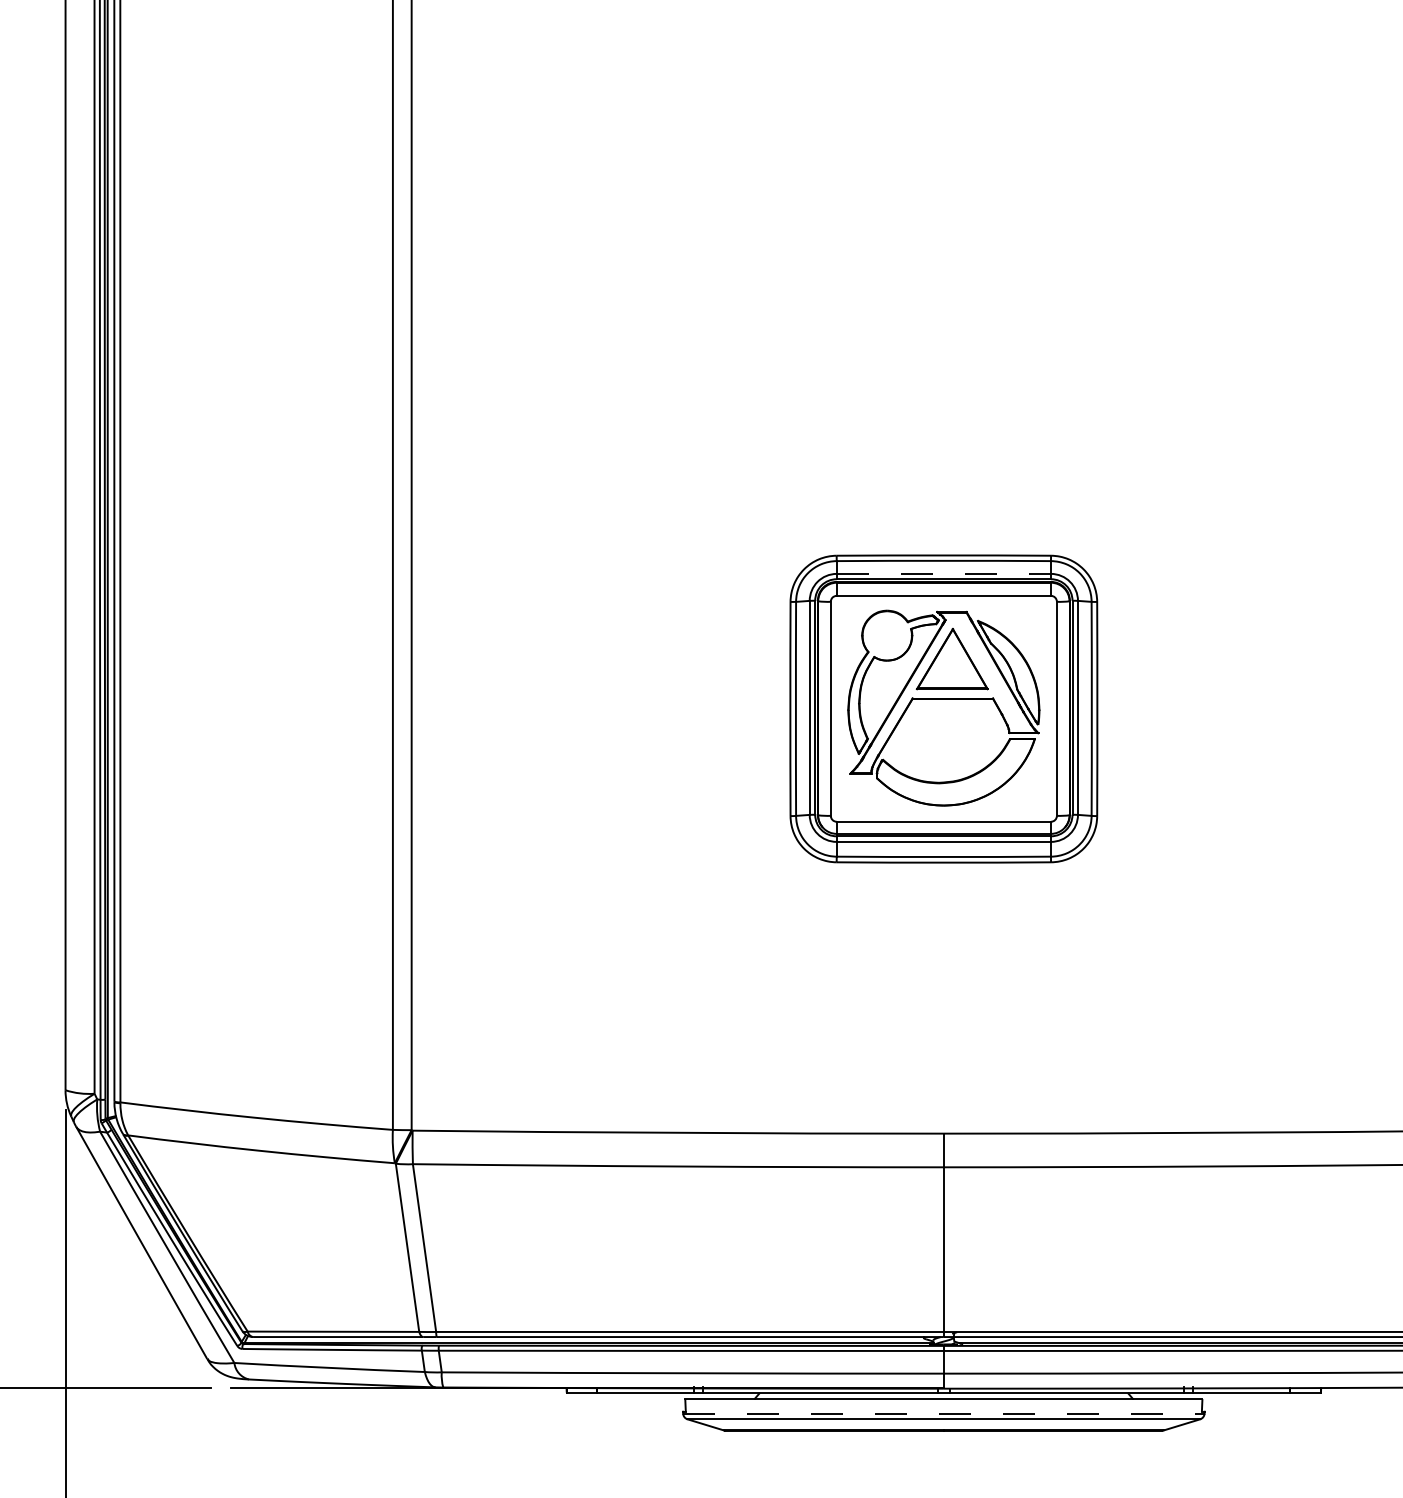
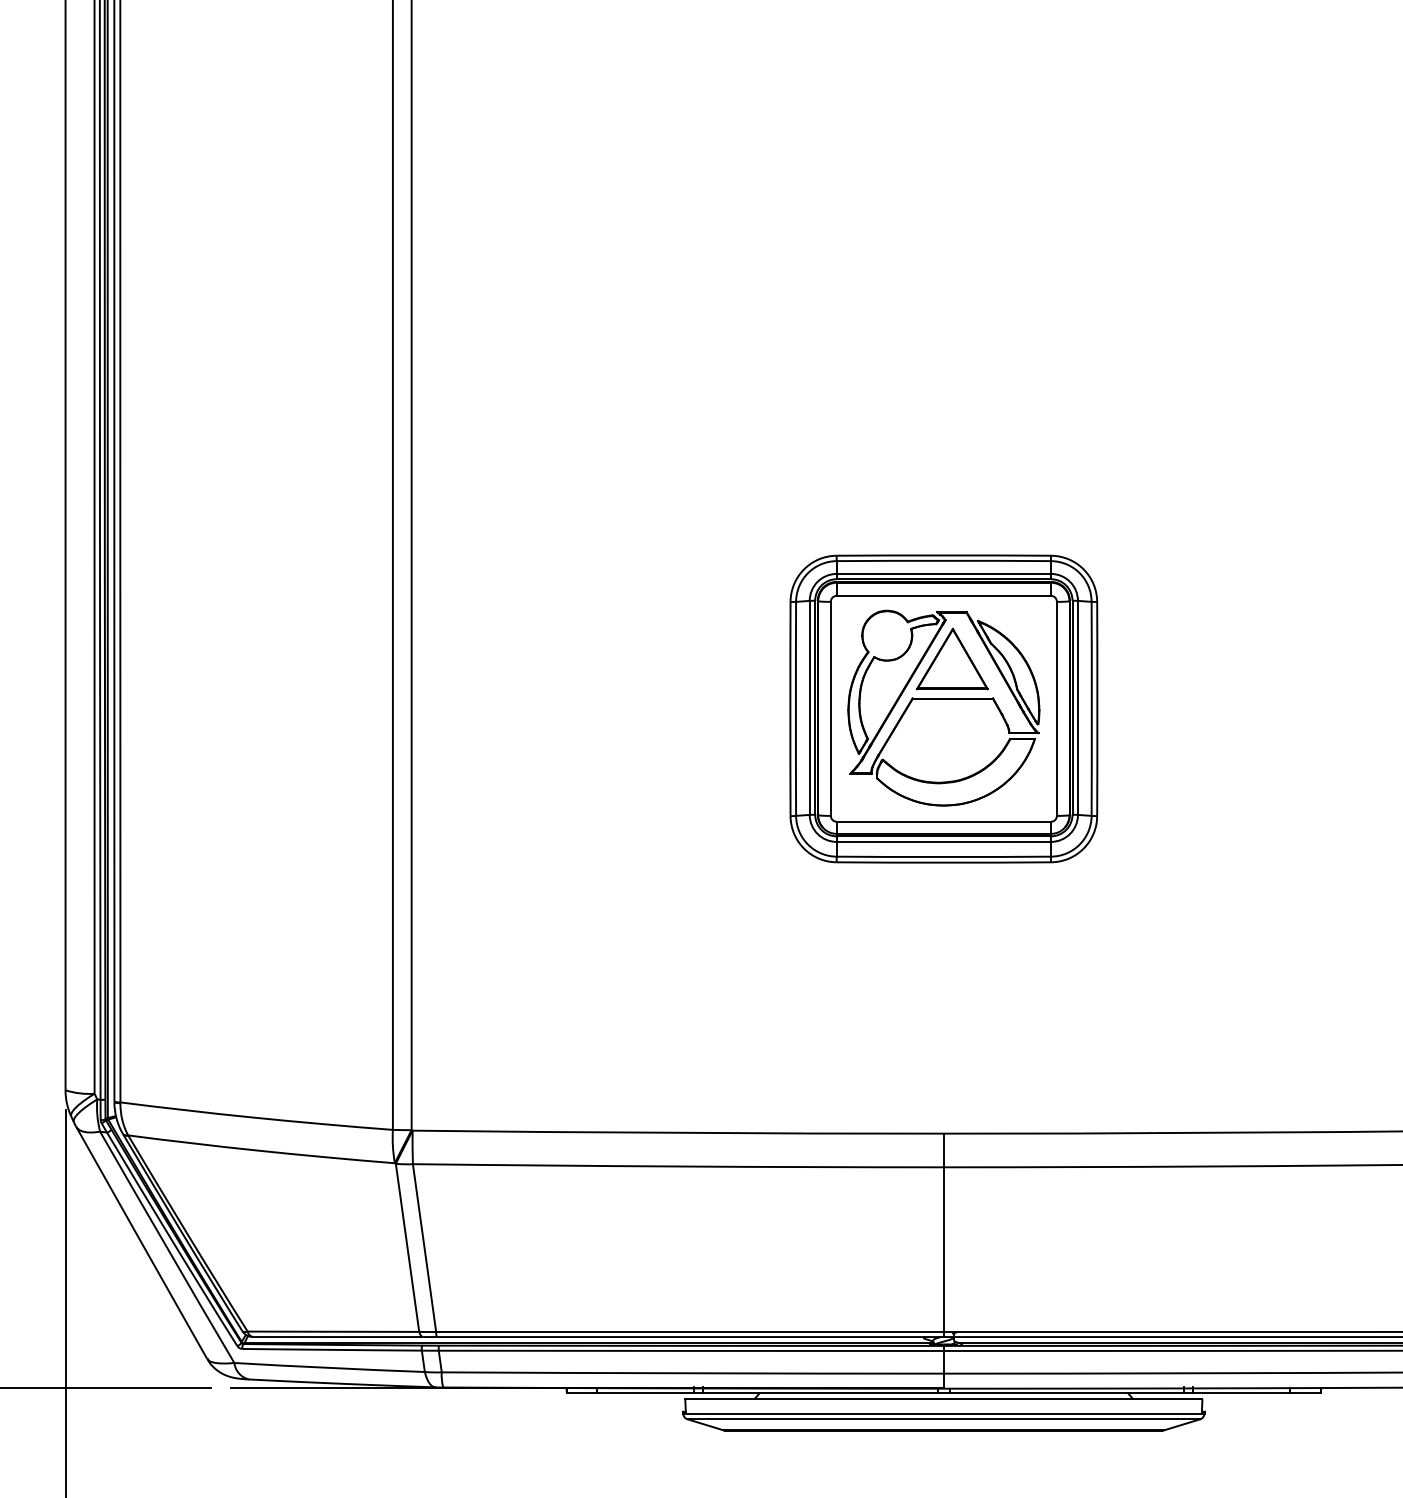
line: dashed -> solid (944, 573)
line: dashed -> solid (943, 1413)
